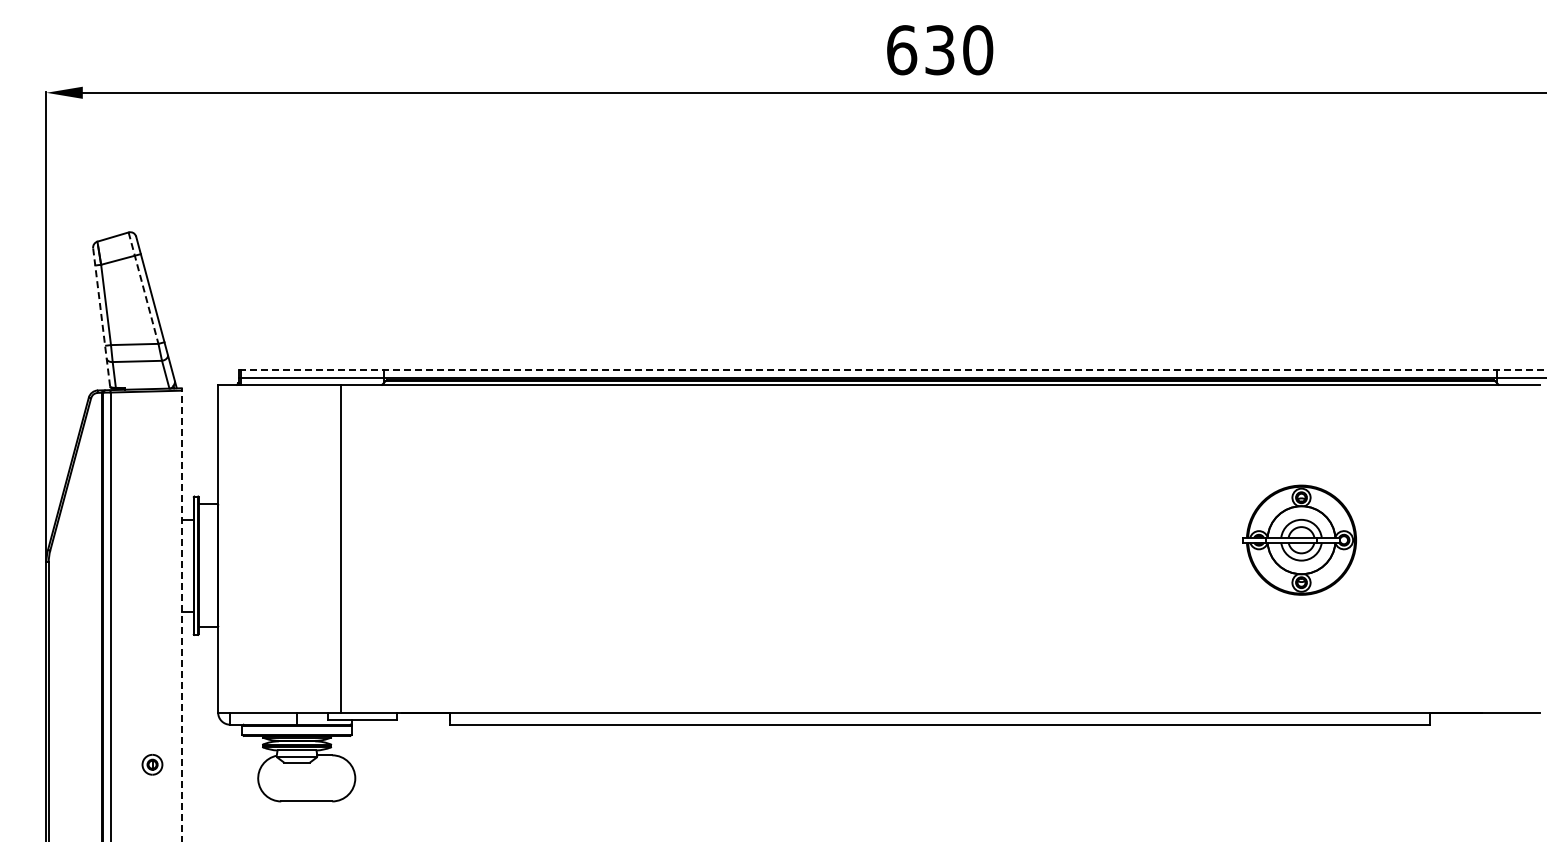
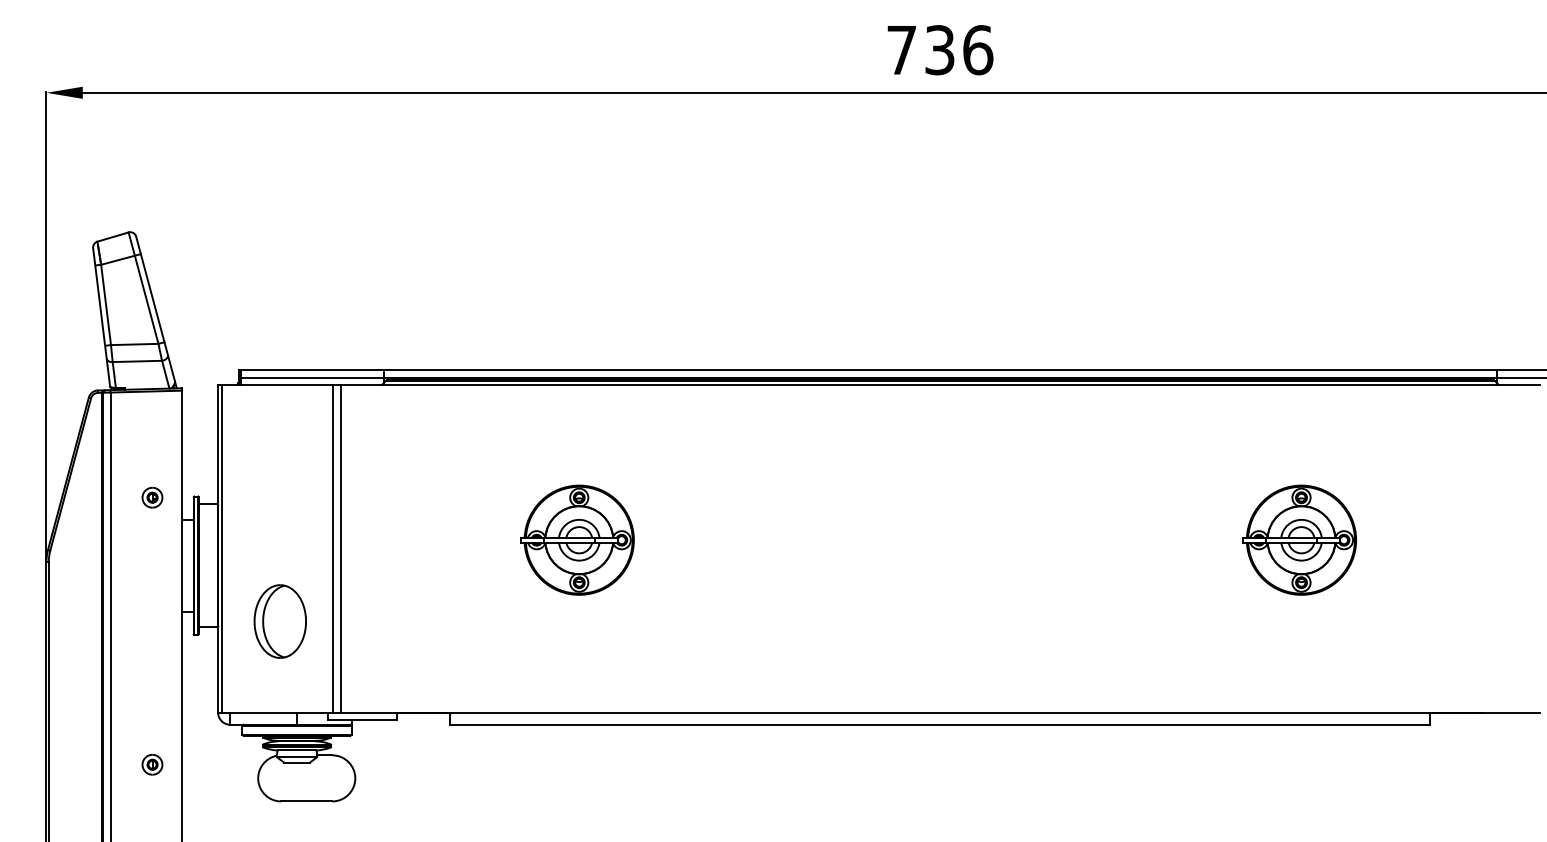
text: 630 -> 736 (940, 50)
line: dashed -> solid (143, 288)
line: dashed -> solid (101, 317)
line: dashed -> solid (892, 370)
part: none -> present (152, 497)
part: none -> present (577, 539)
line: none -> present (221, 548)
line: none -> present (332, 548)
line: dashed -> solid (181, 614)
part: none -> present (279, 621)
